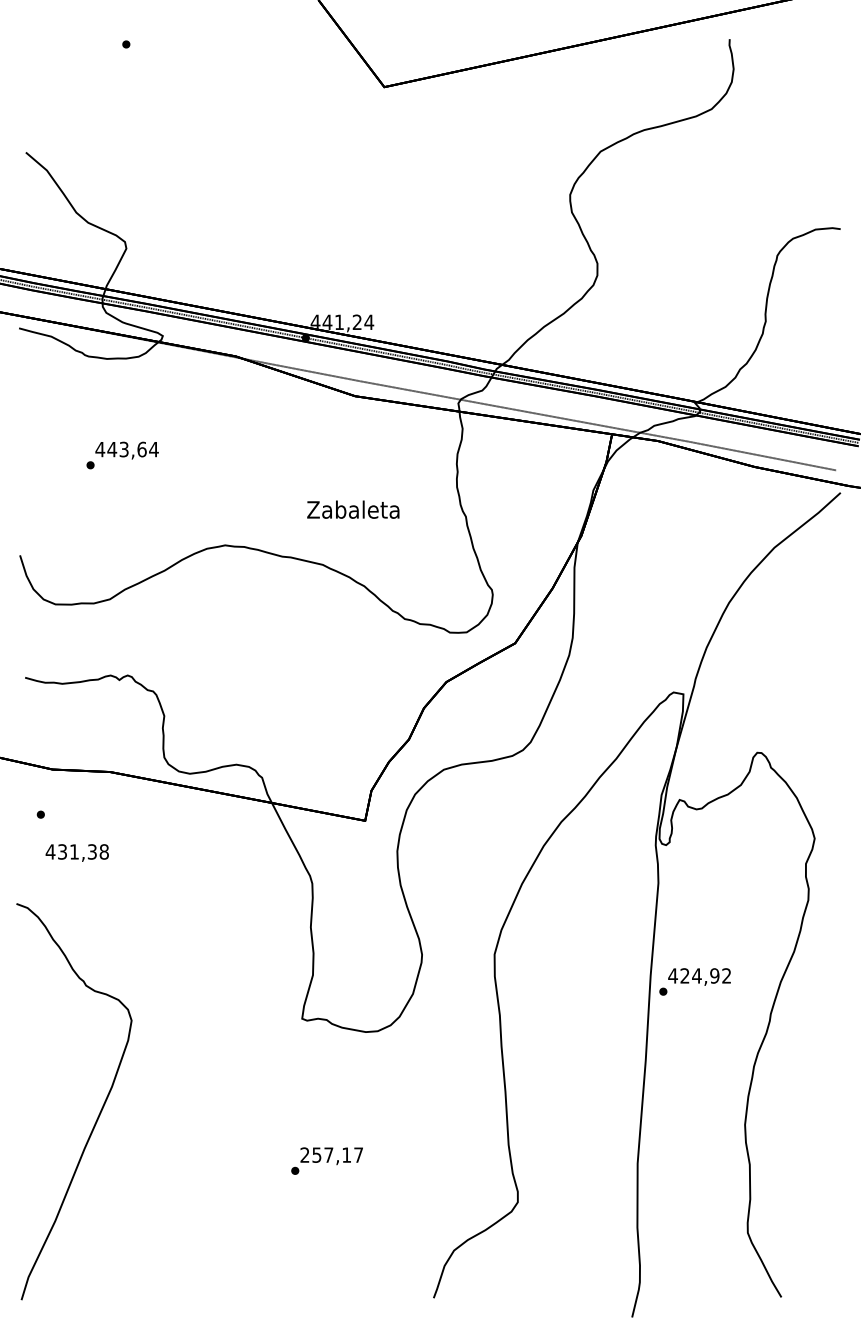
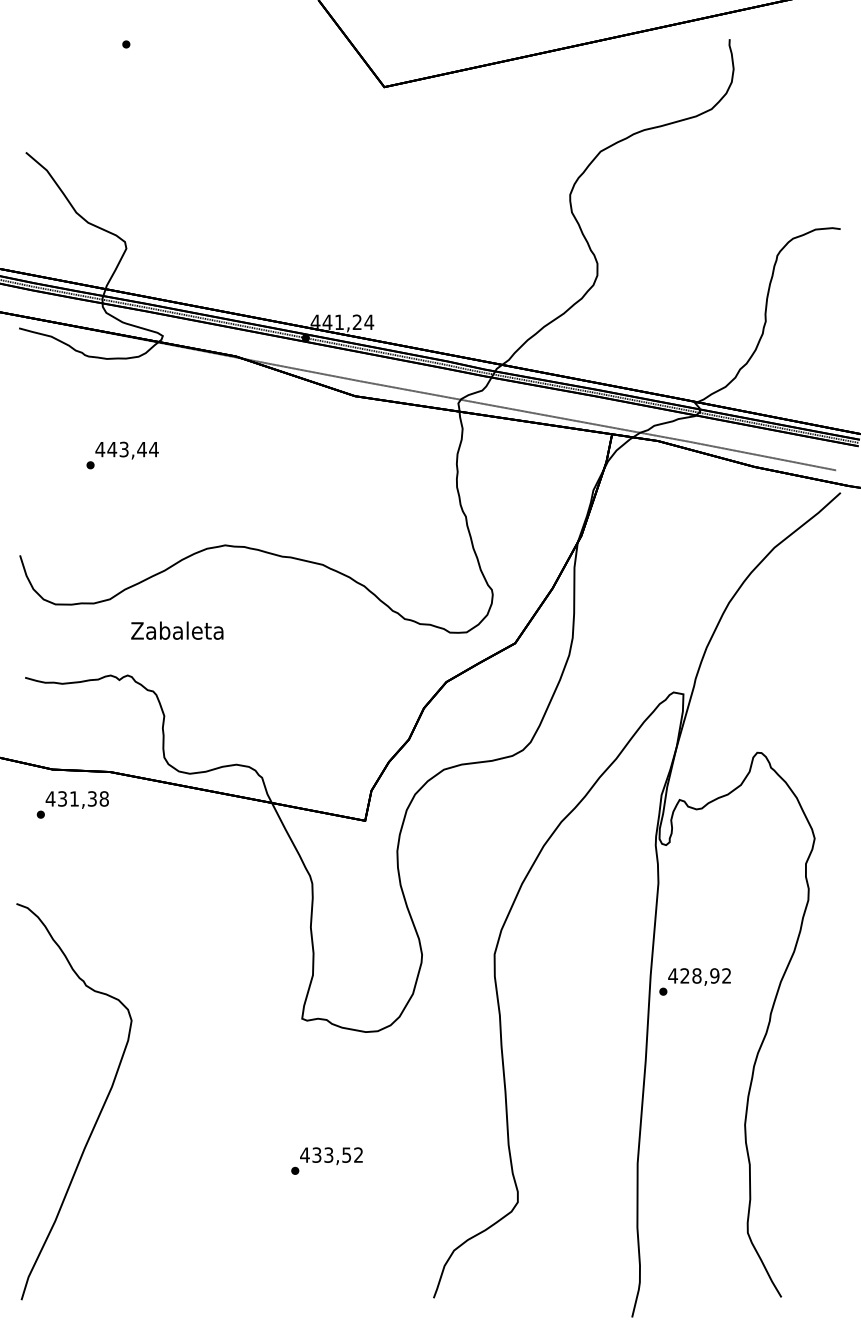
text: 443,64 -> 443,44 (141, 449)
text position: (353, 509) -> (177, 630) (177, 630)
text position: (76, 852) -> (76, 799) (76, 799)
text: 424,92 -> 428,92 (696, 975)
text: 257,17 -> 433,52 (331, 1154)
